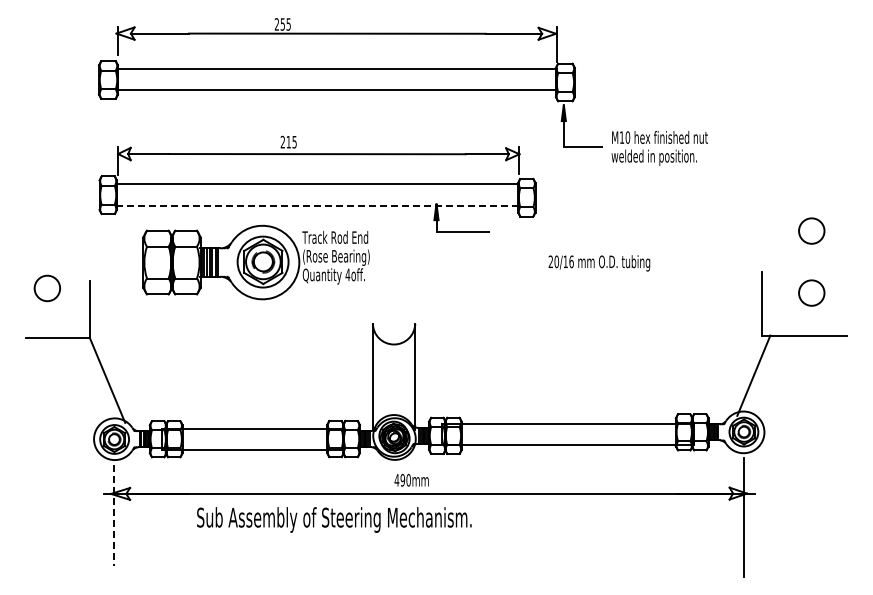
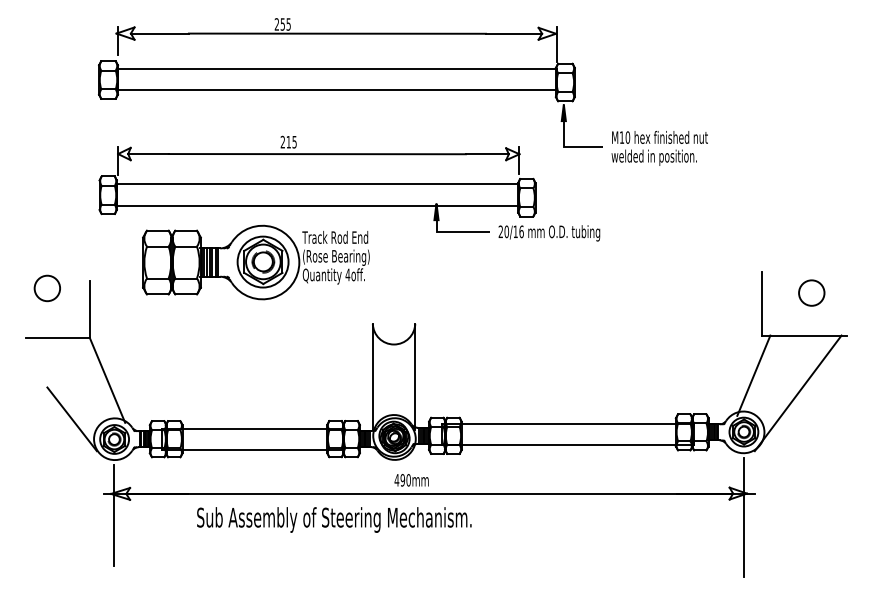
line: dashed -> solid (317, 205)
circle: present -> none (811, 230)
text position: (599, 263) -> (549, 233) (549, 233)
line: none -> present (797, 393)
line: none -> present (71, 419)
line: dashed -> solid (113, 515)
